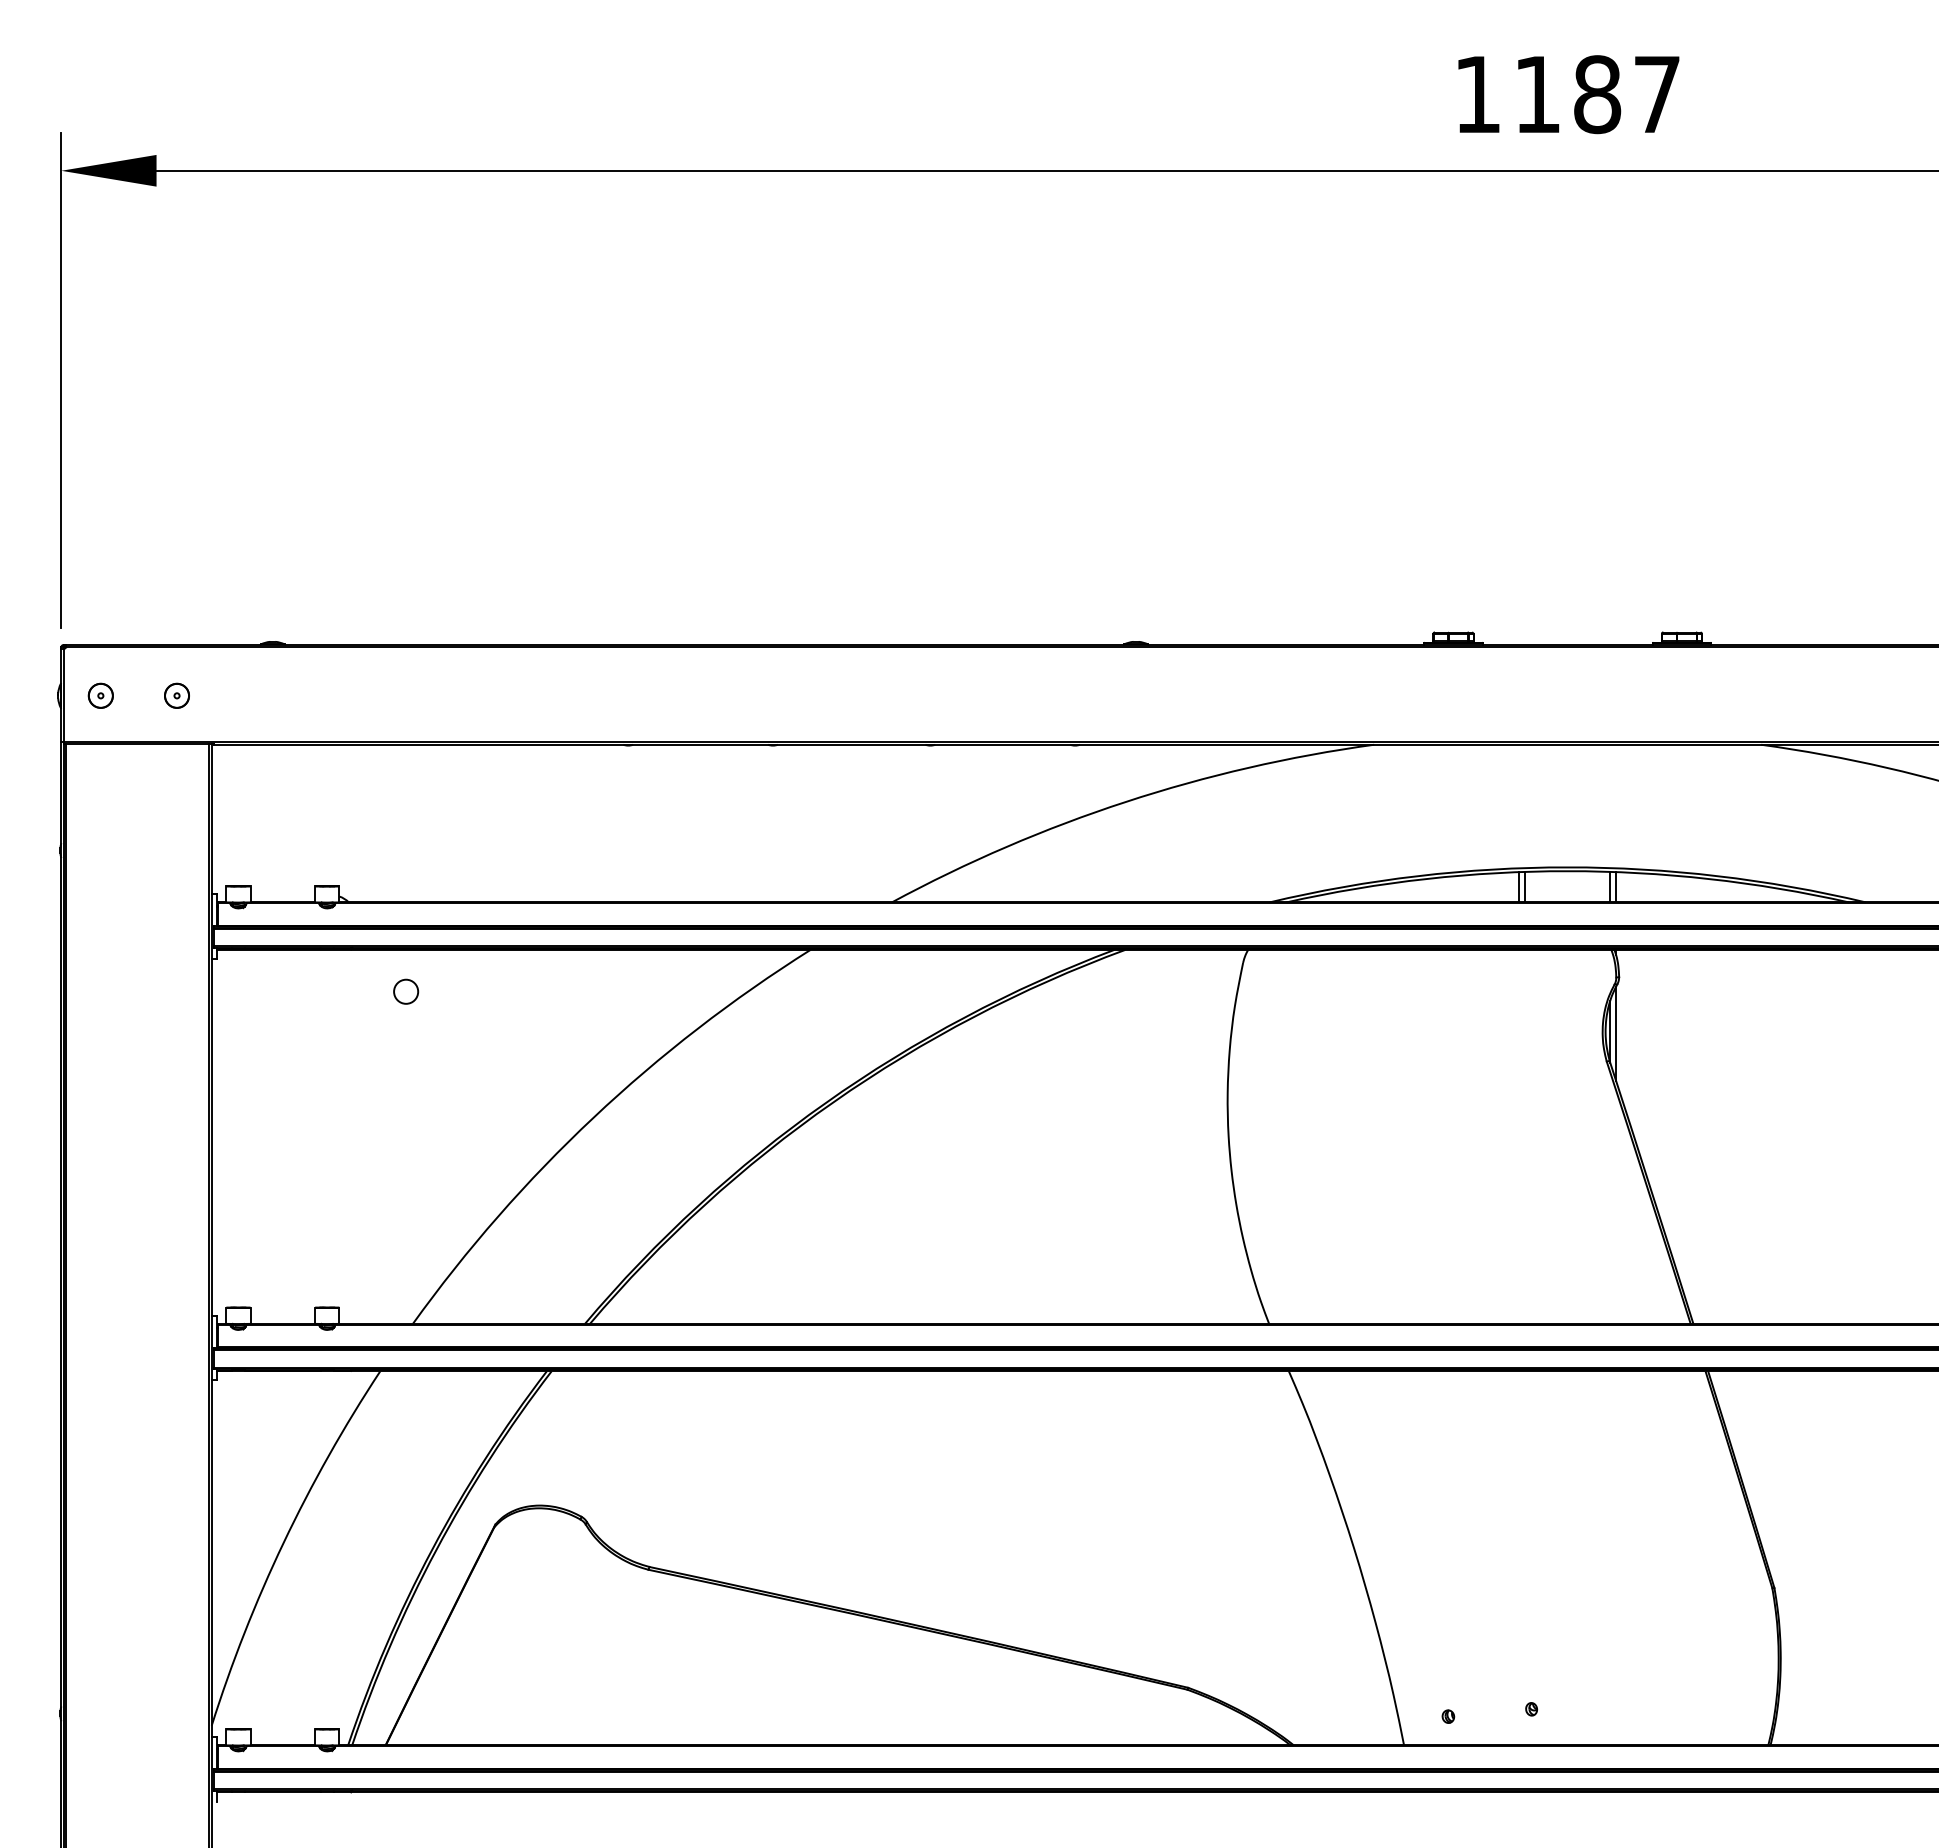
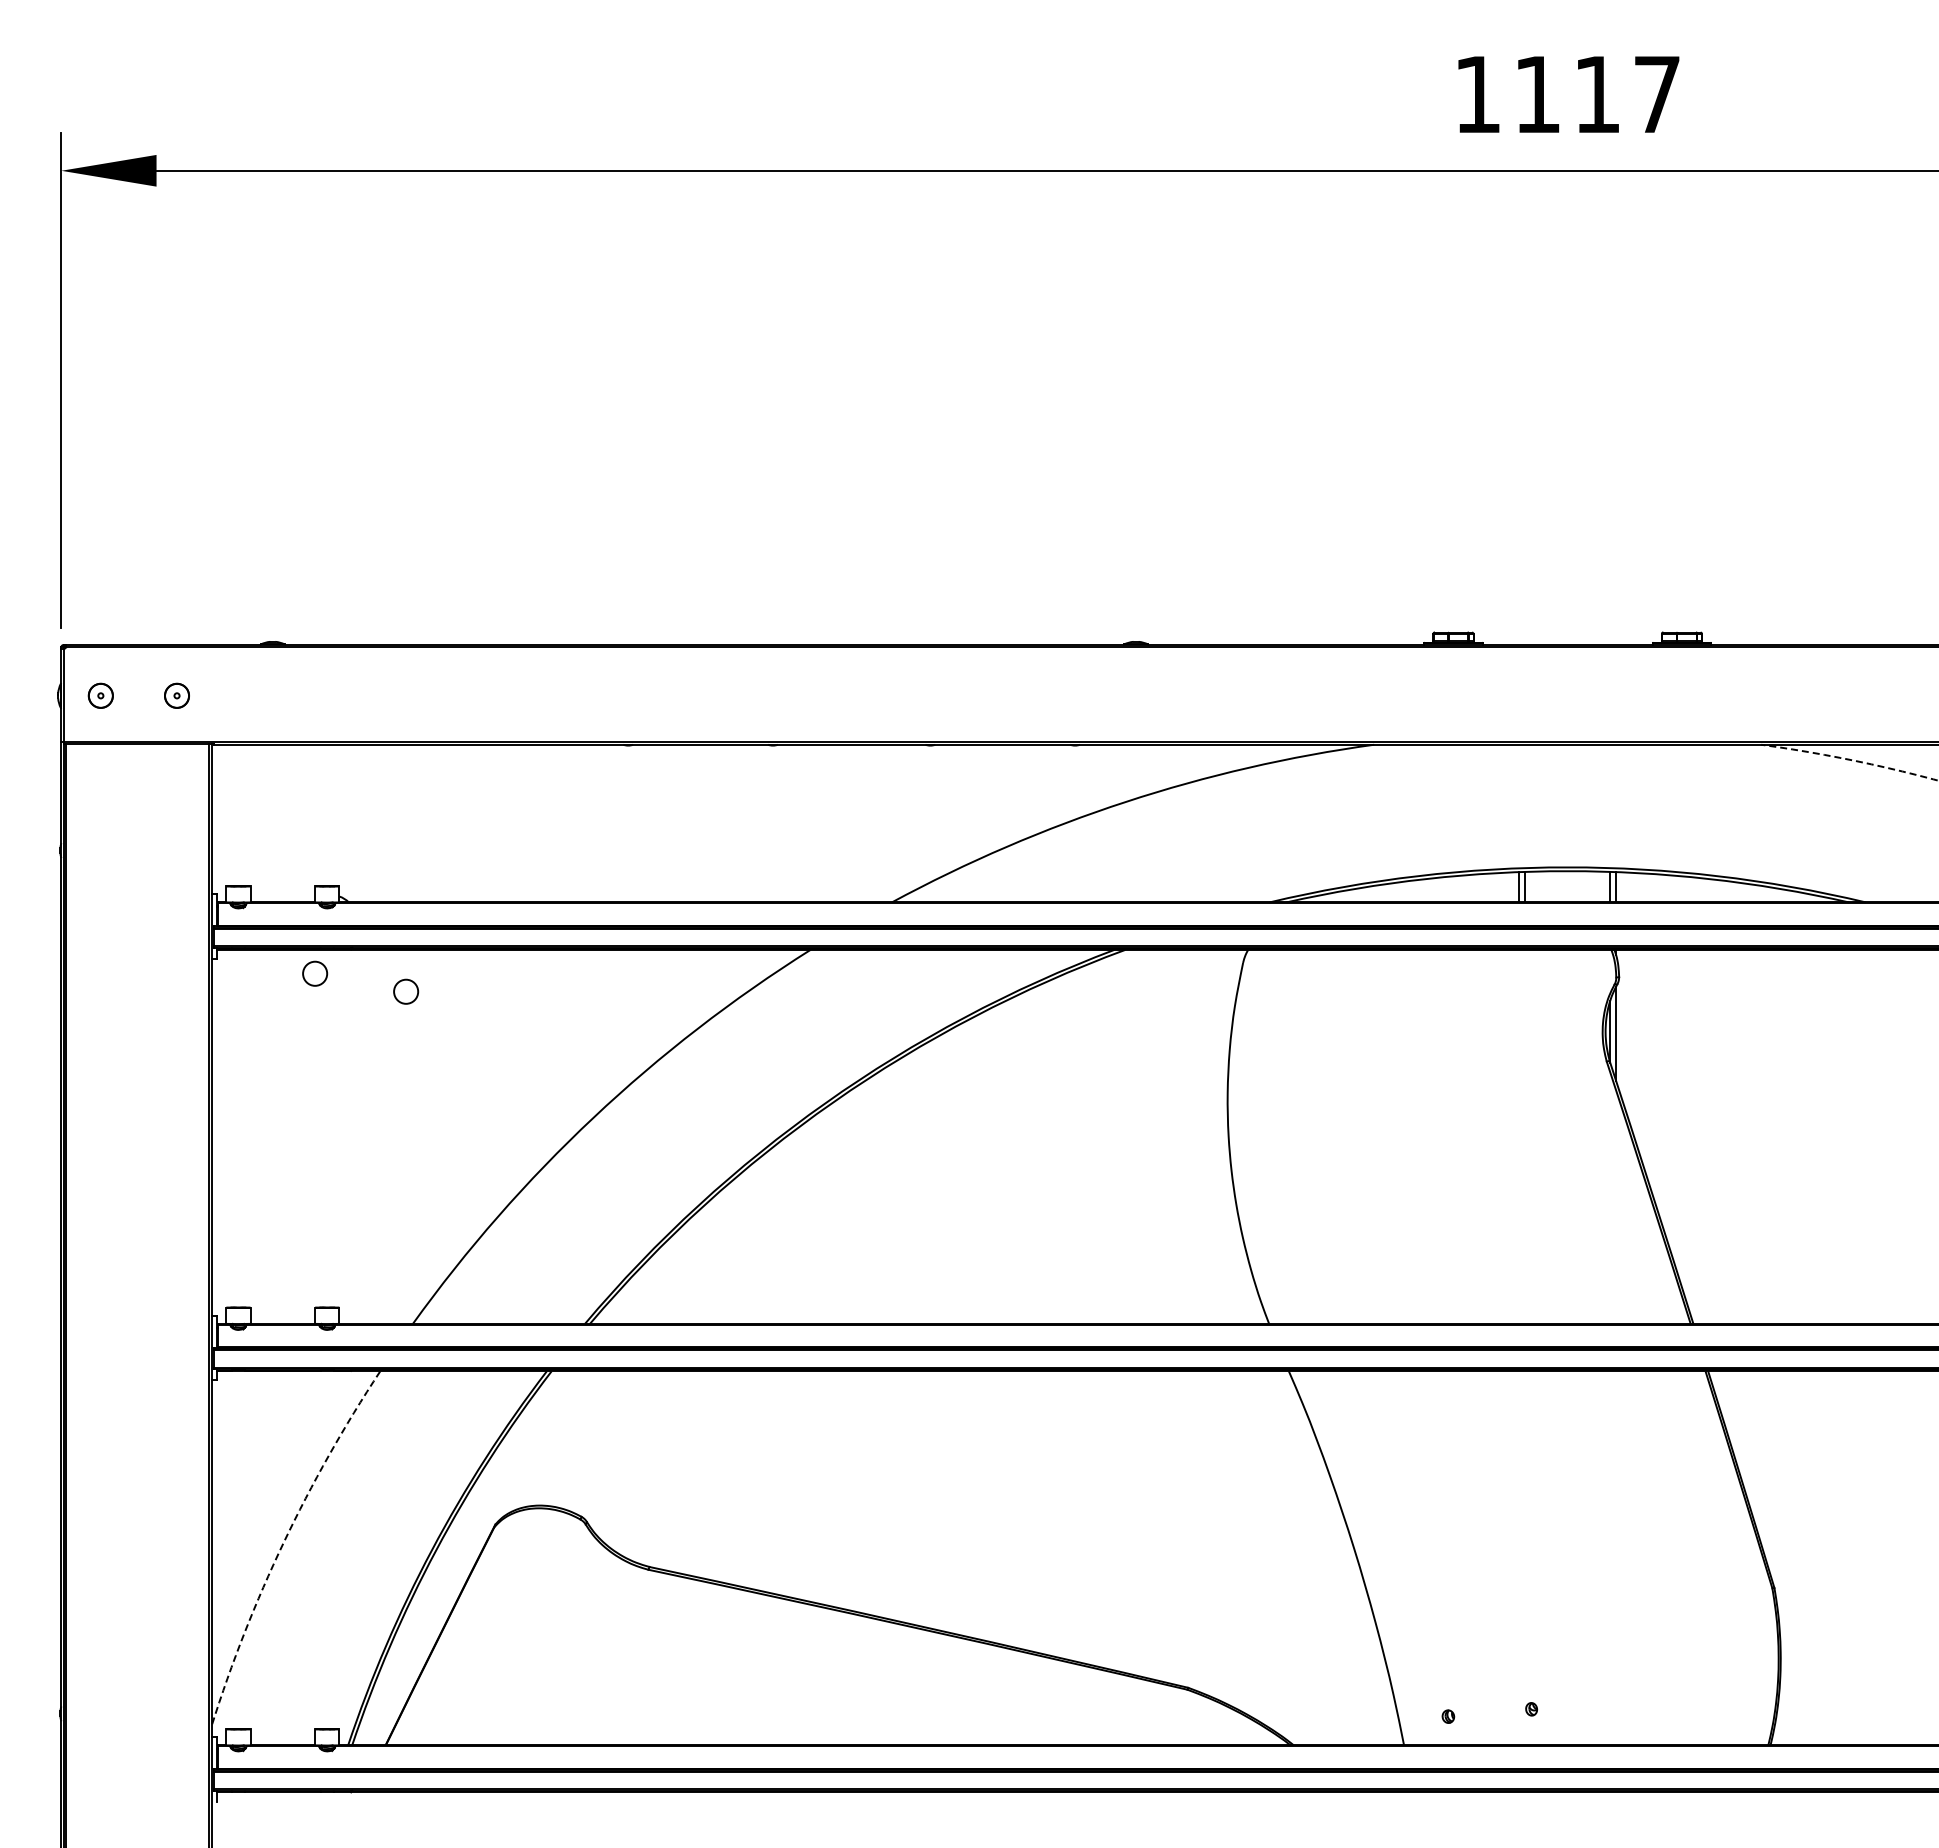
text: 1187 -> 1117 (1597, 94)
arc: solid -> dashed (1850, 760)
circle: none -> present (315, 973)
arc: solid -> dashed (283, 1542)
